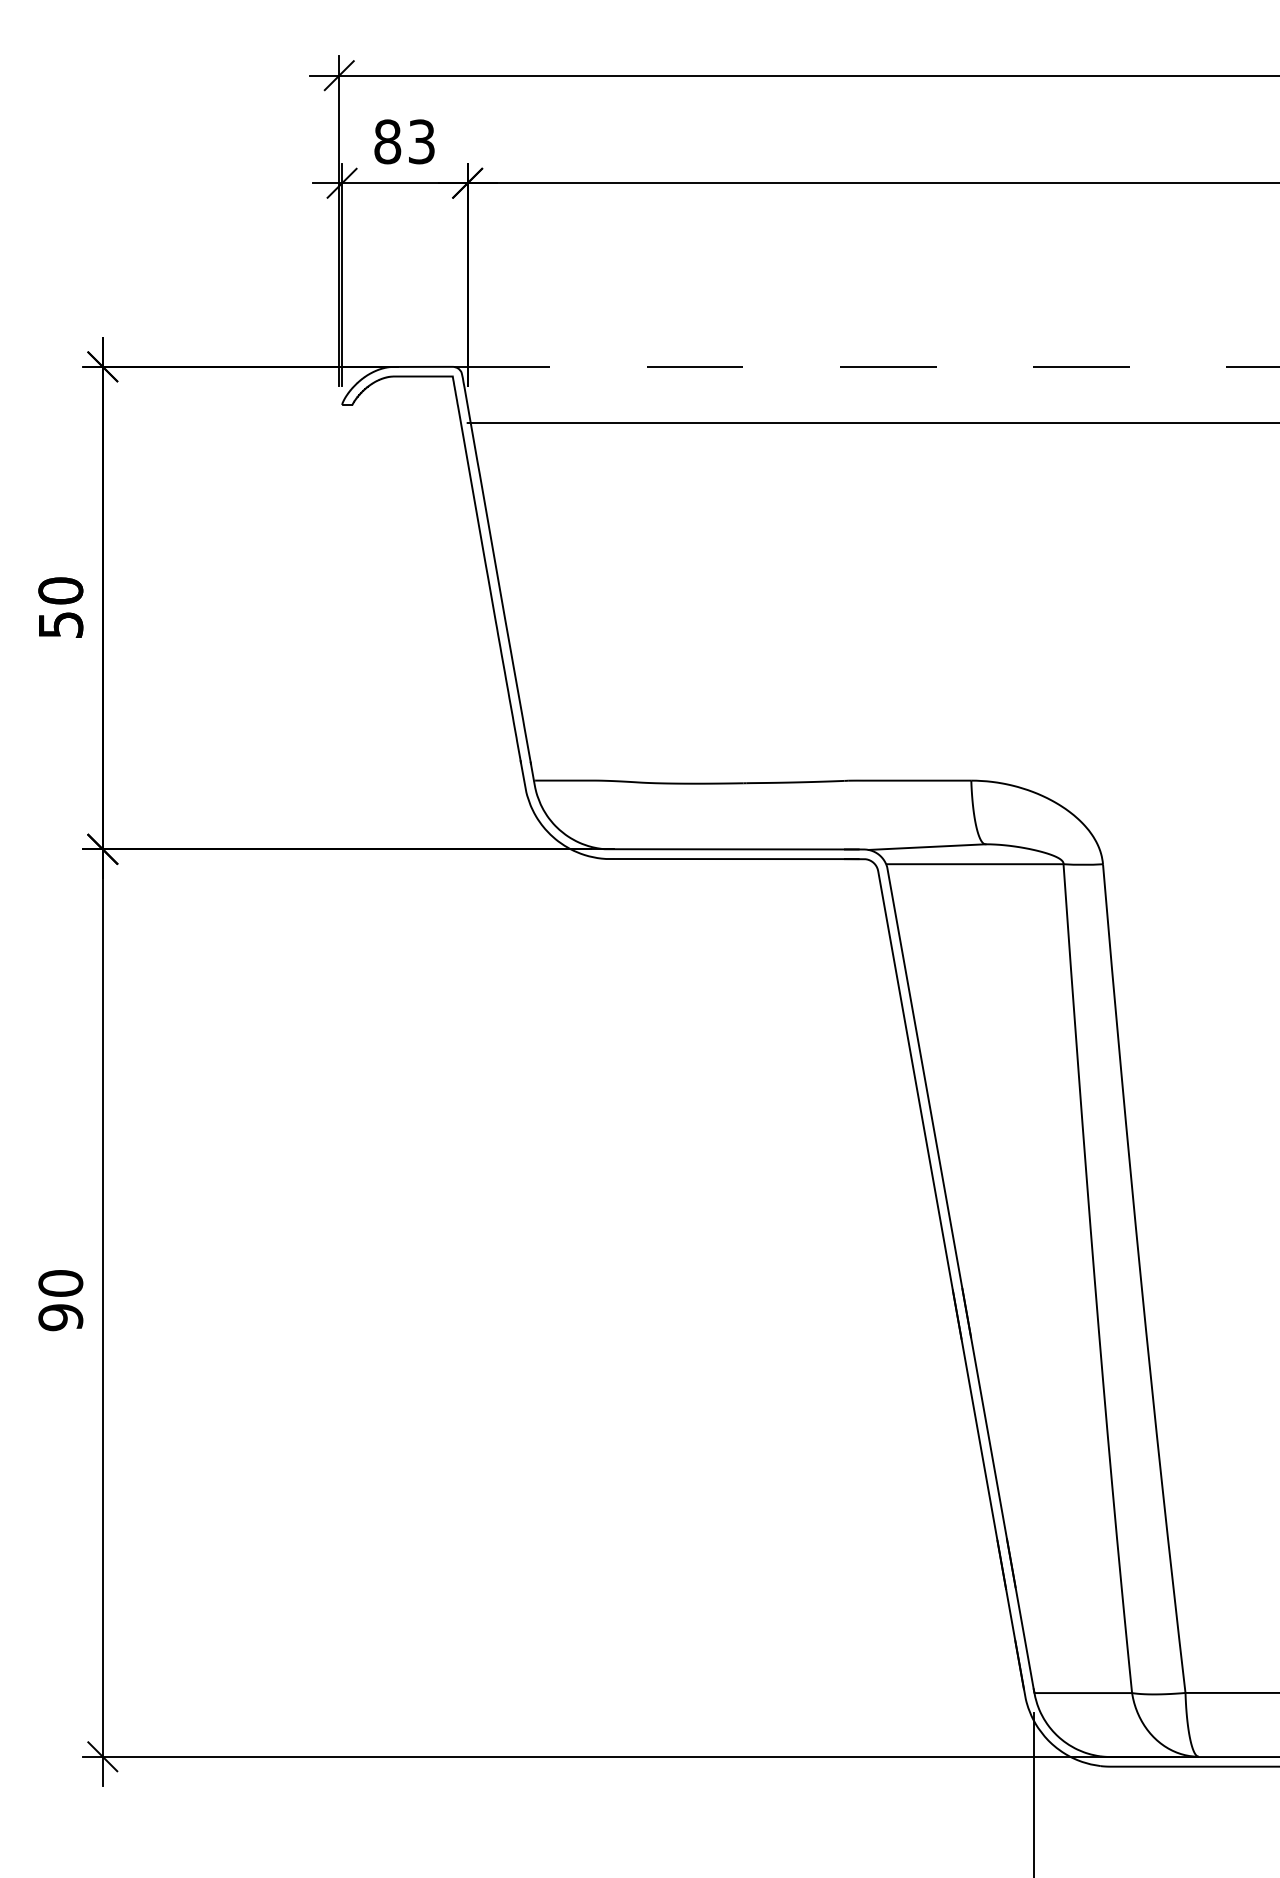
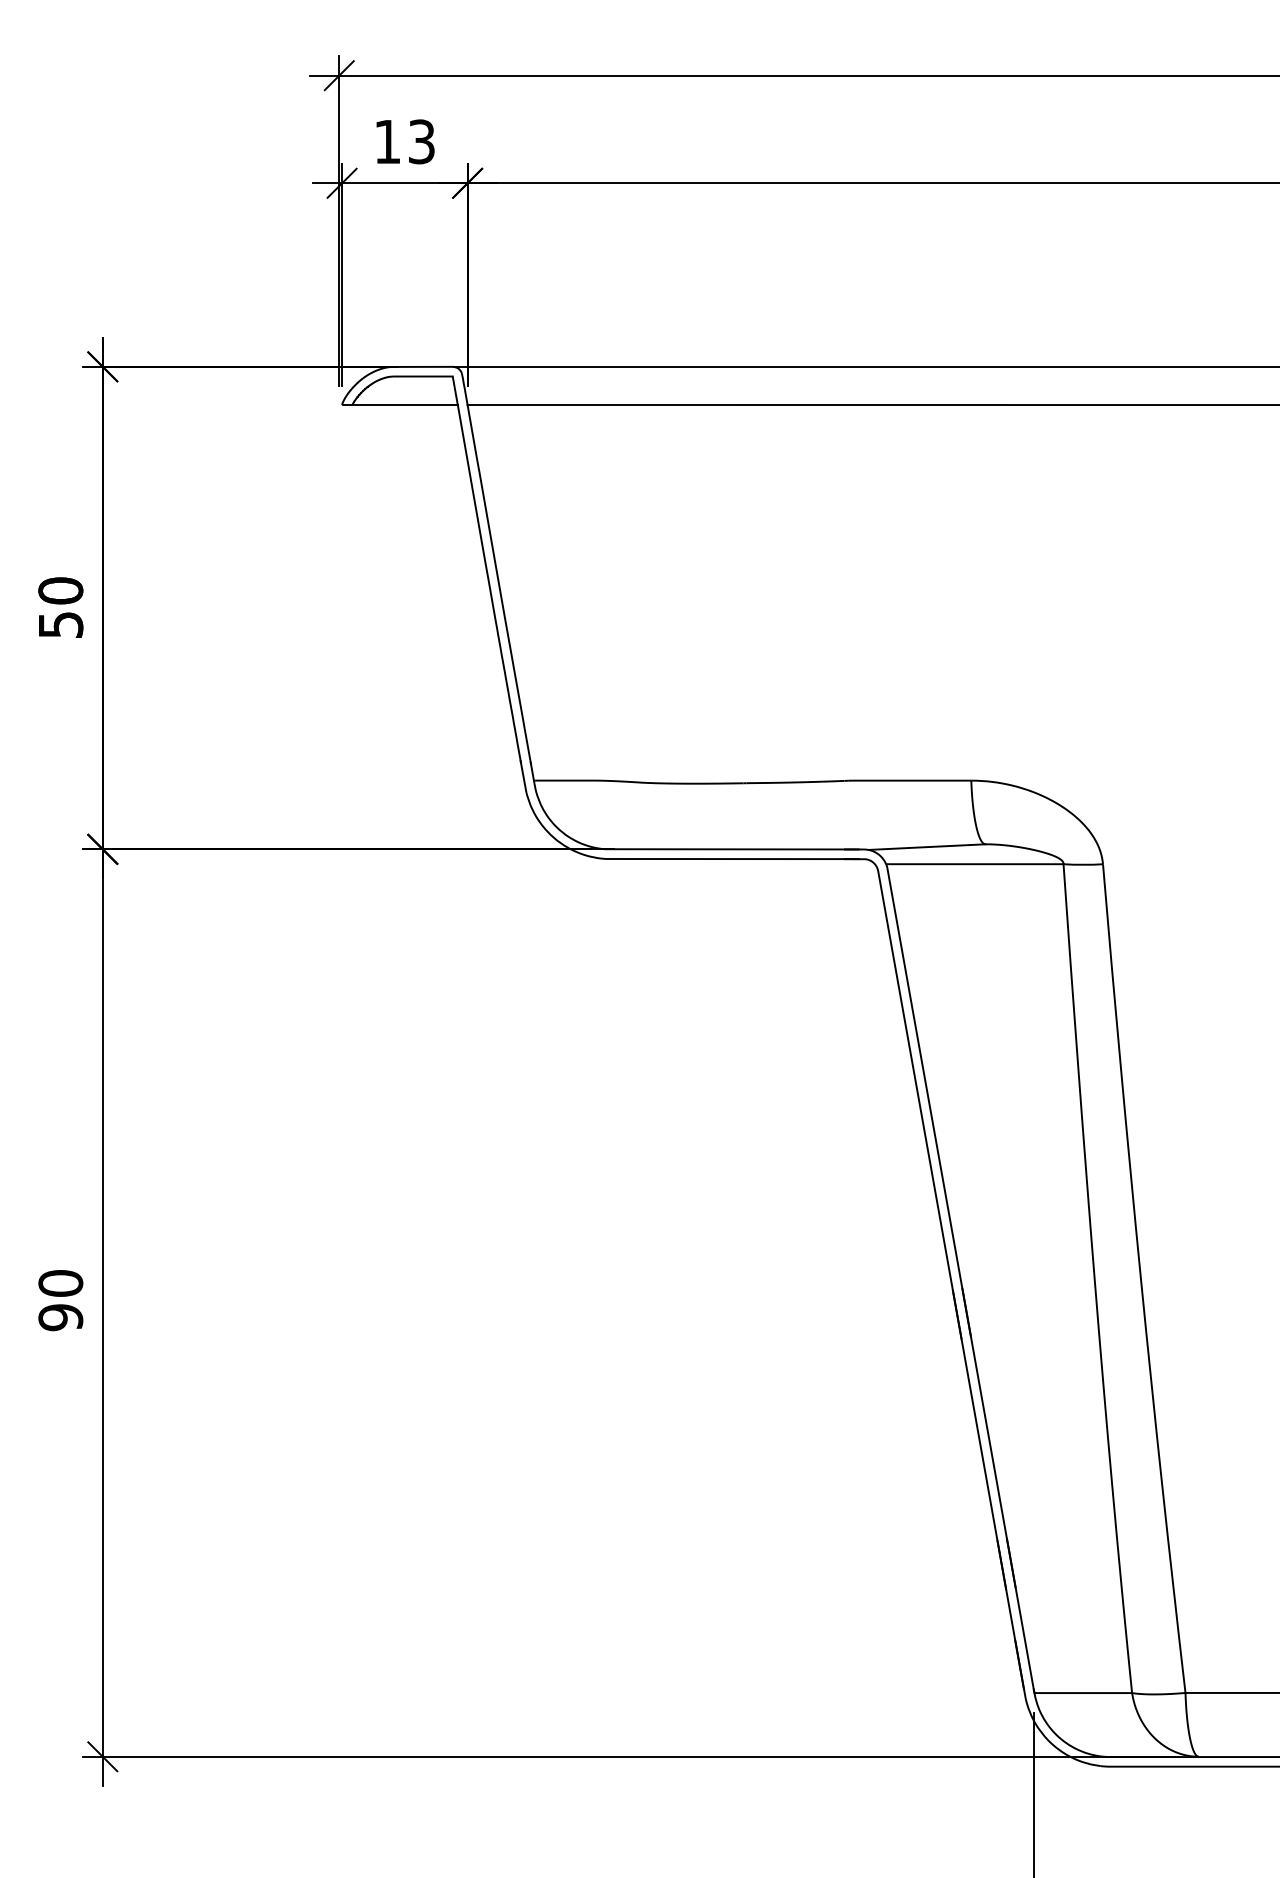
text: 83 -> 13 (387, 141)
line: dashed -> solid (866, 366)
line: none -> present (404, 405)
line position: (871, 423) -> (871, 405) (871, 405)
